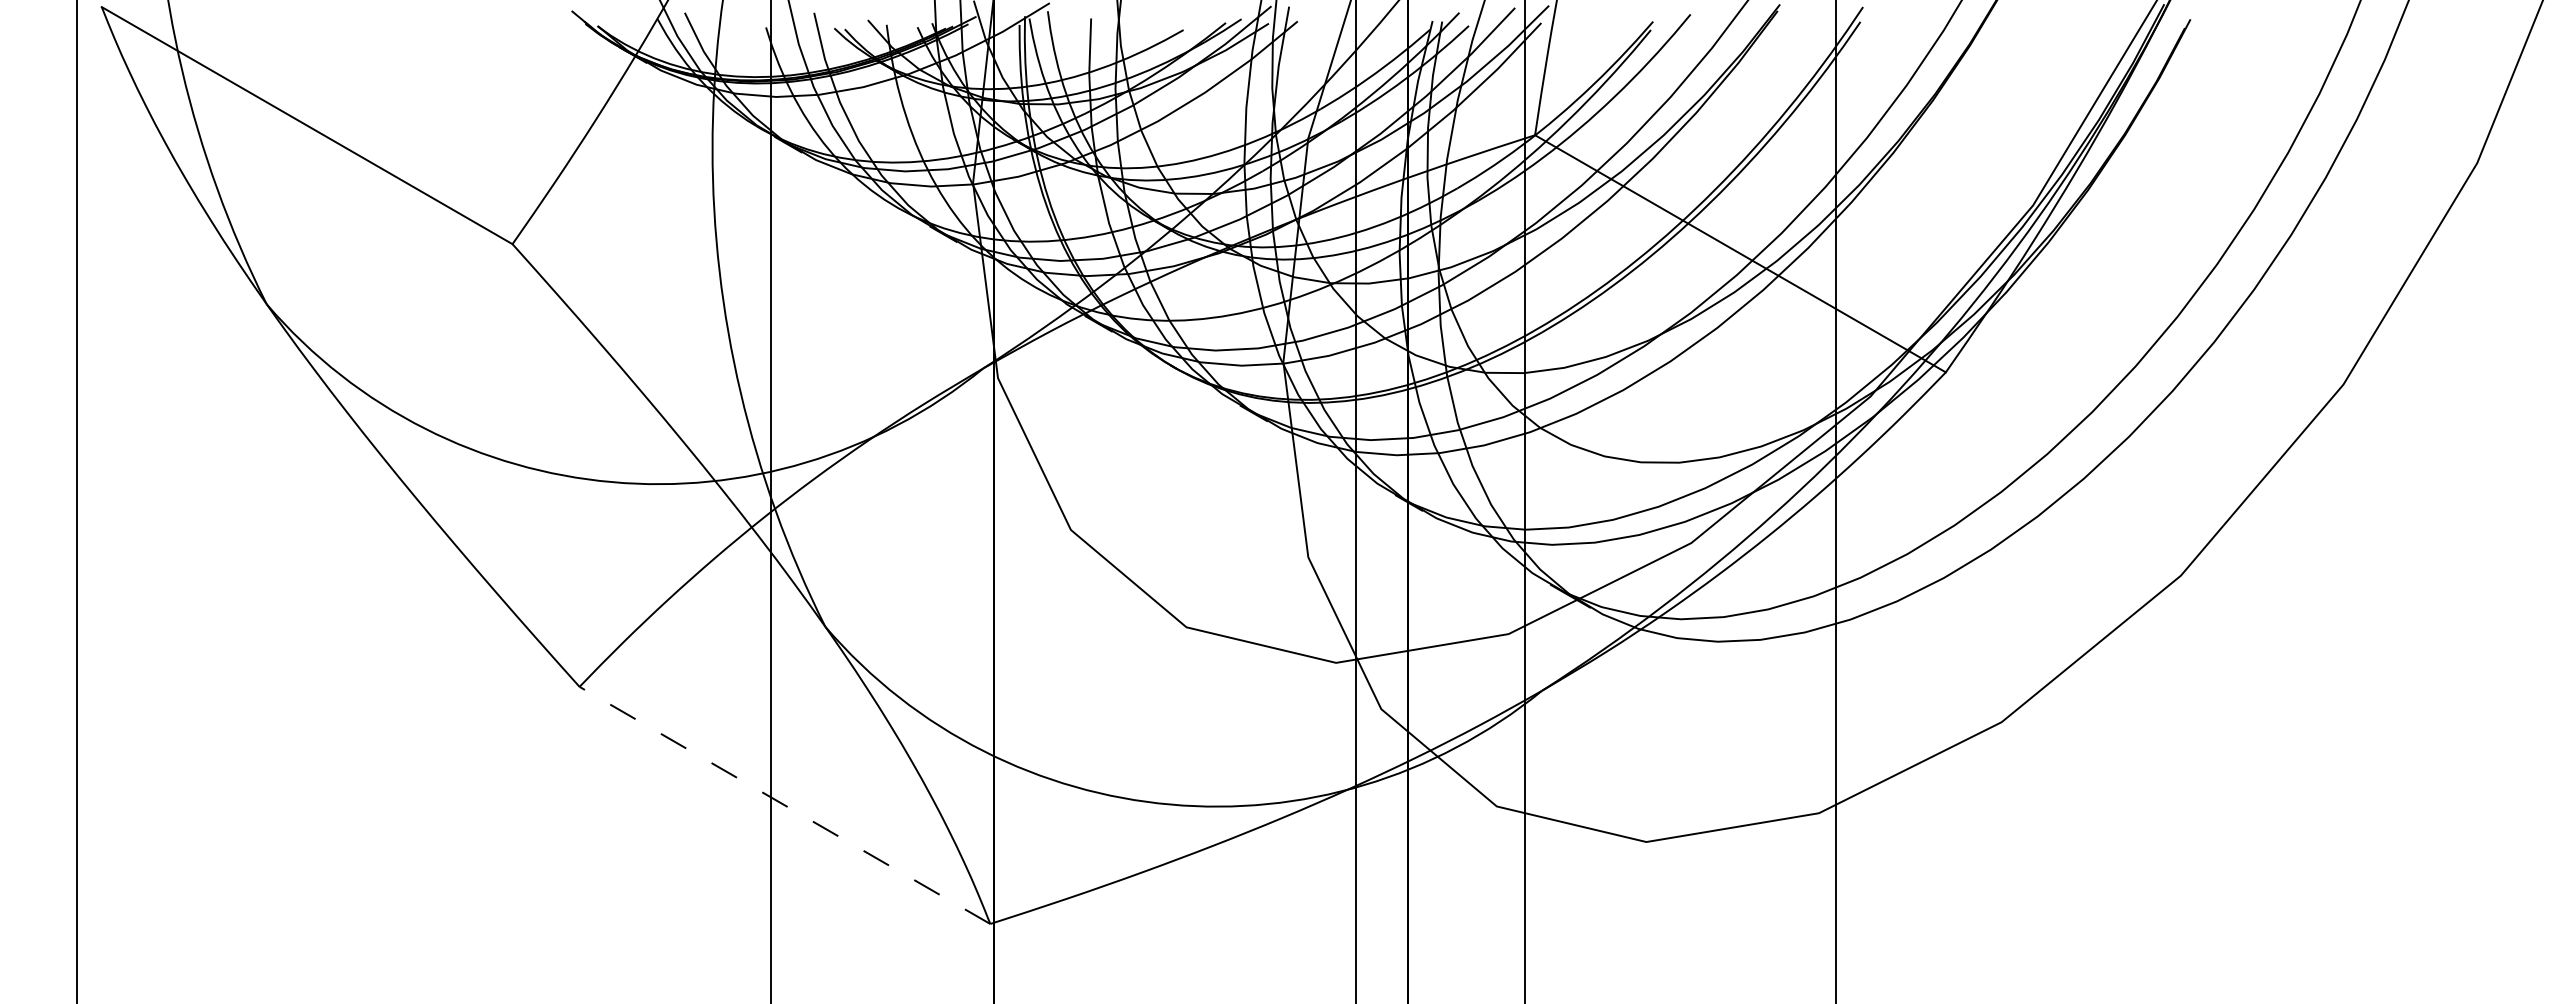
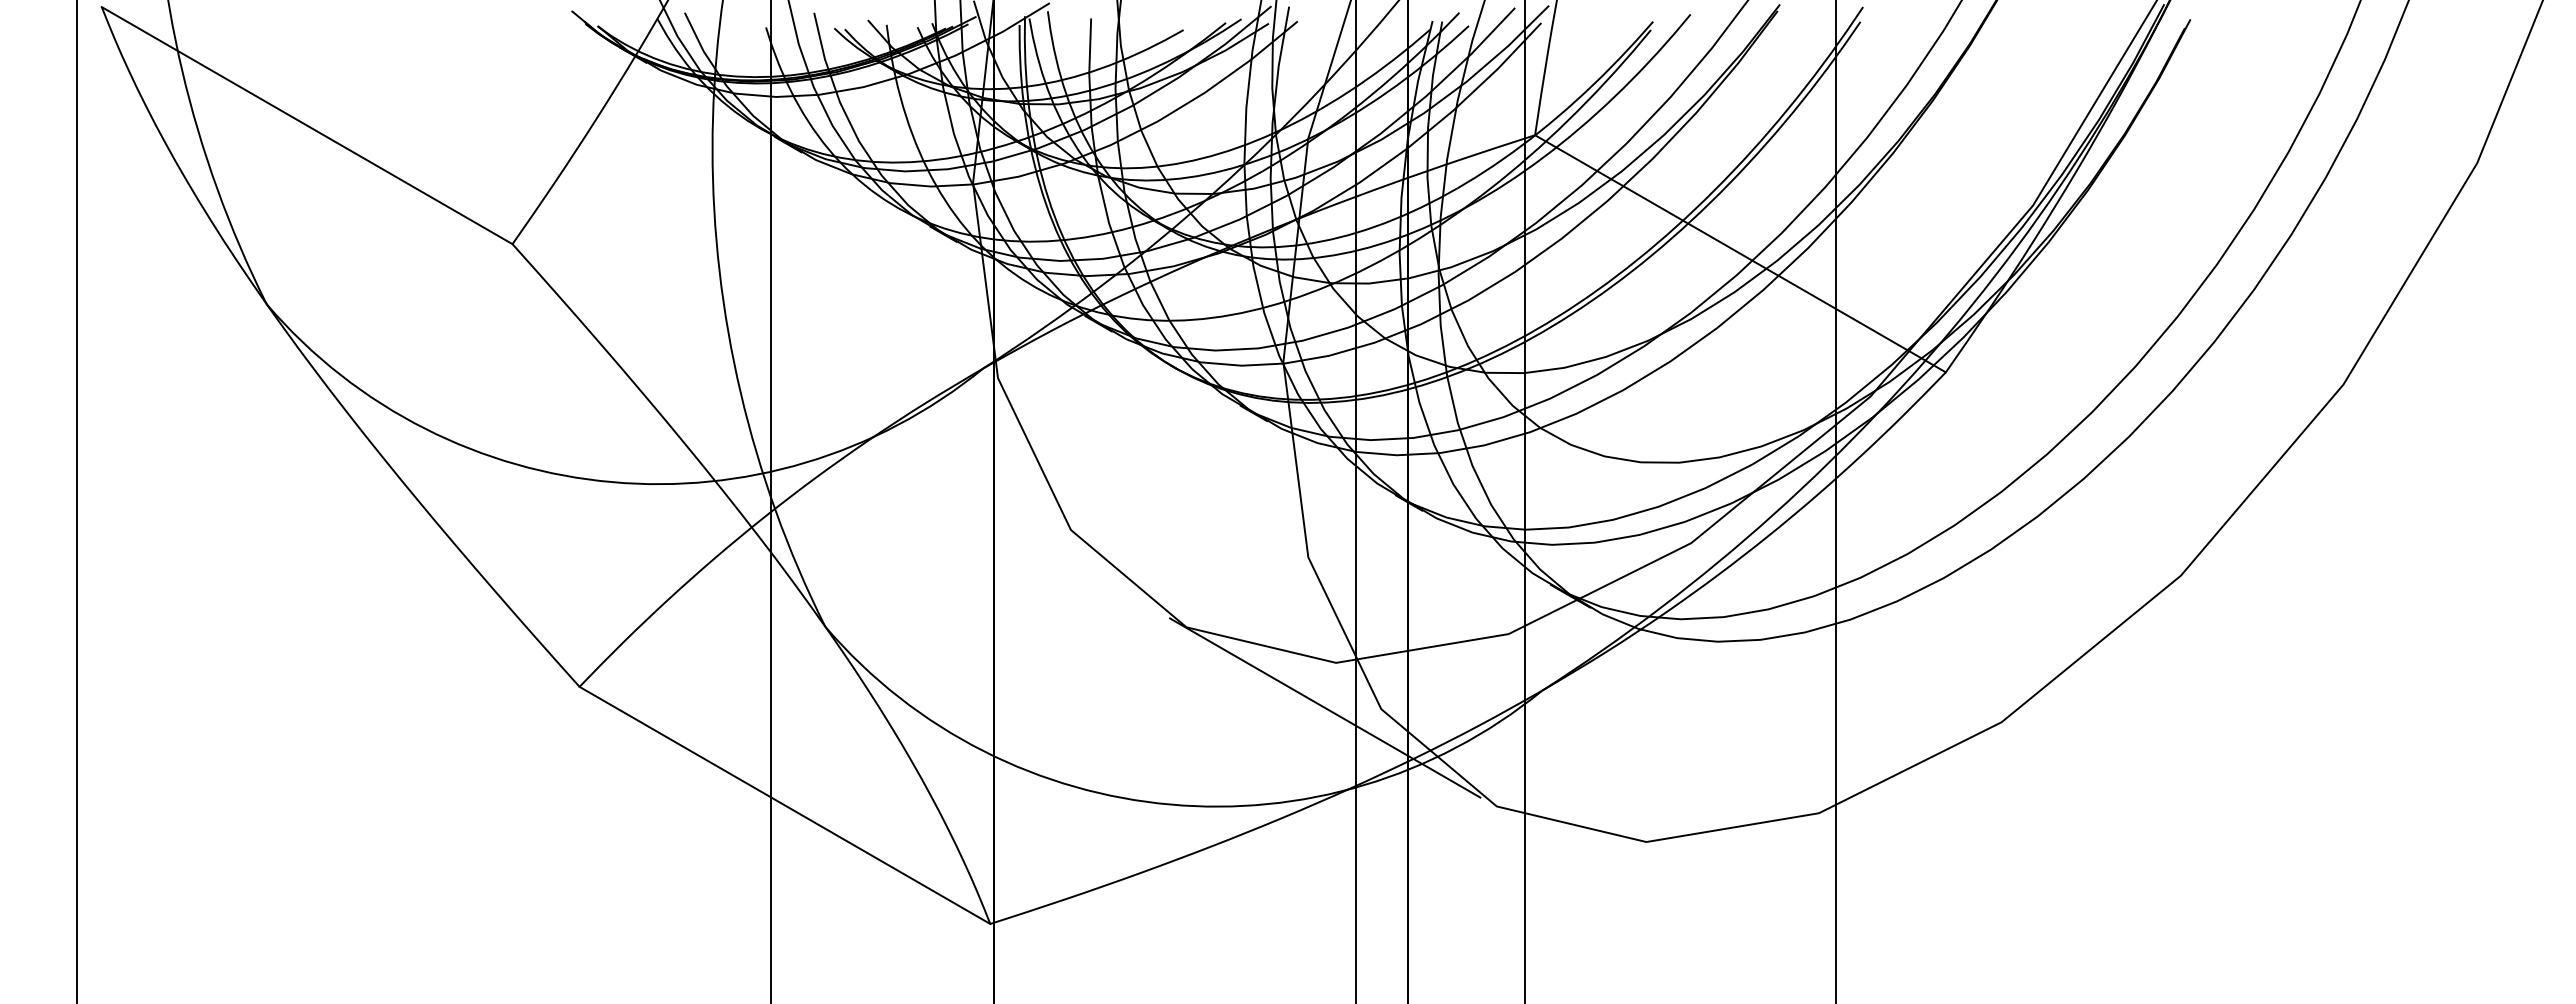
line: none -> present (1325, 707)
line: dashed -> solid (784, 805)
